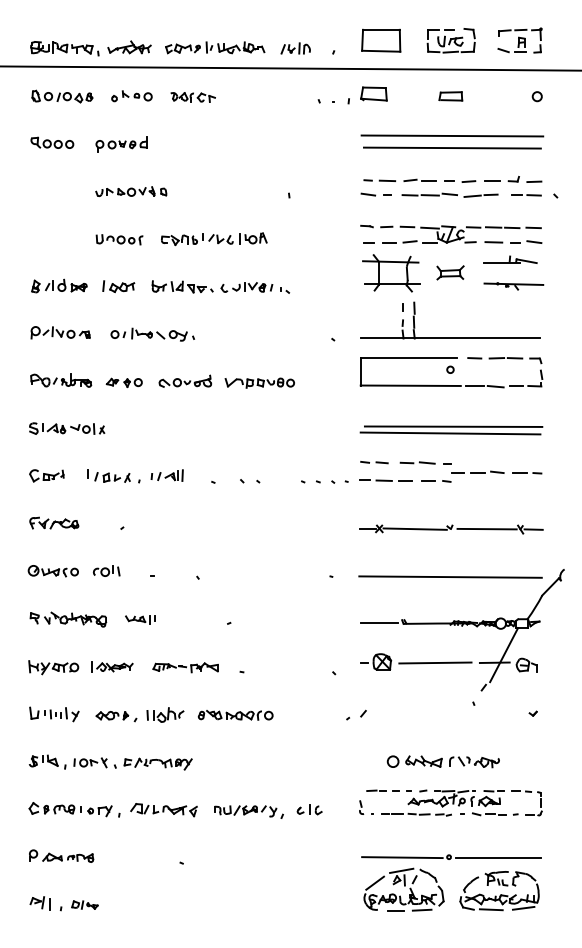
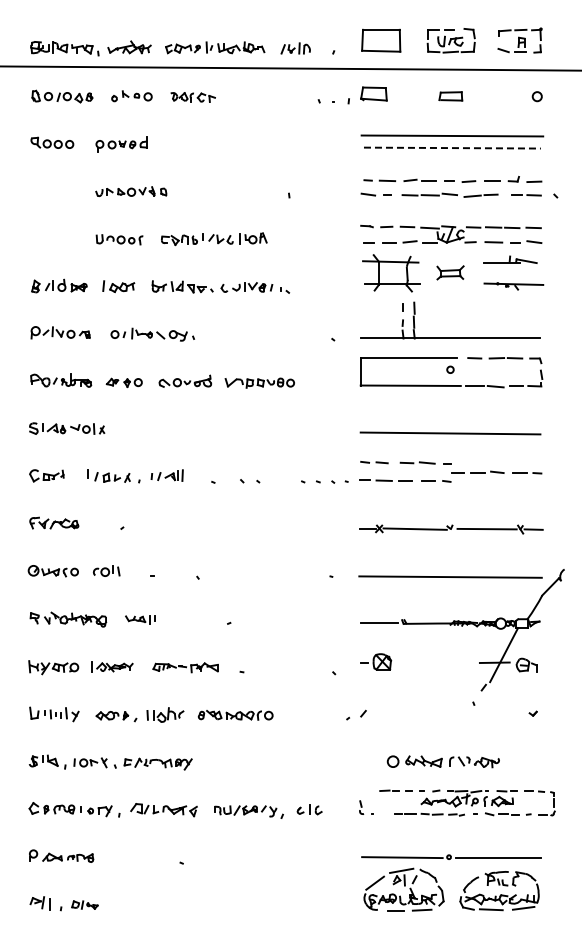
line: solid -> dashed (452, 148)
line: present -> none (453, 426)
line: present -> none (435, 662)
part position: (454, 802) -> (467, 802) (467, 802)
